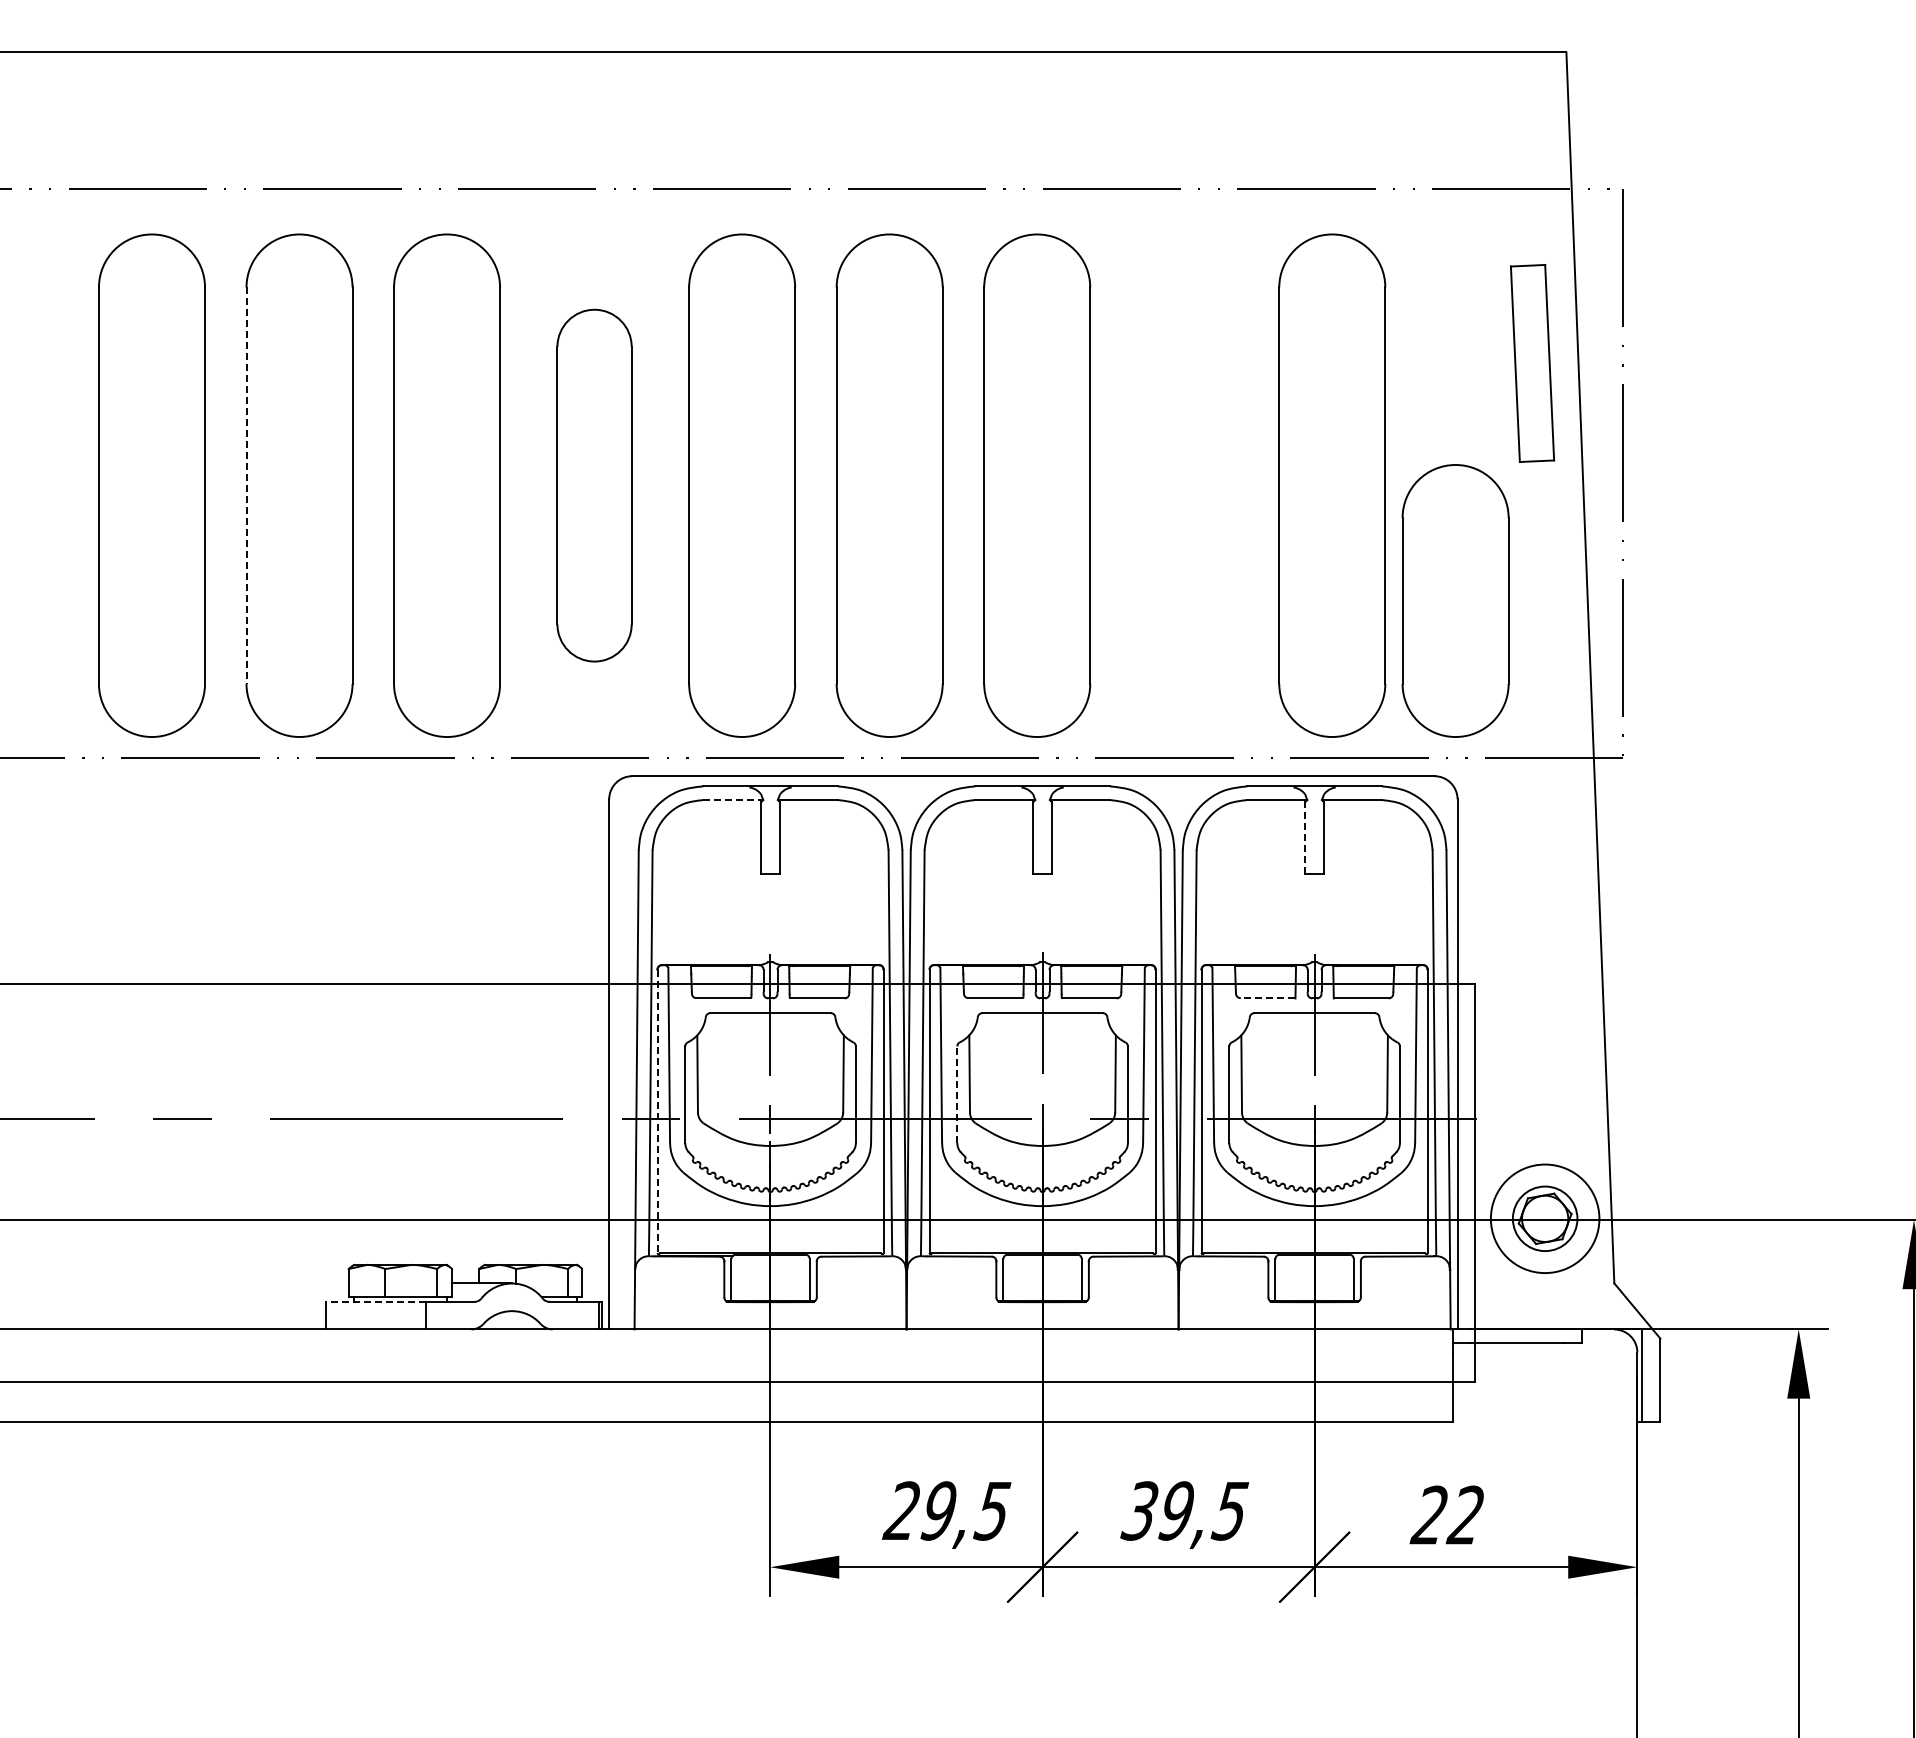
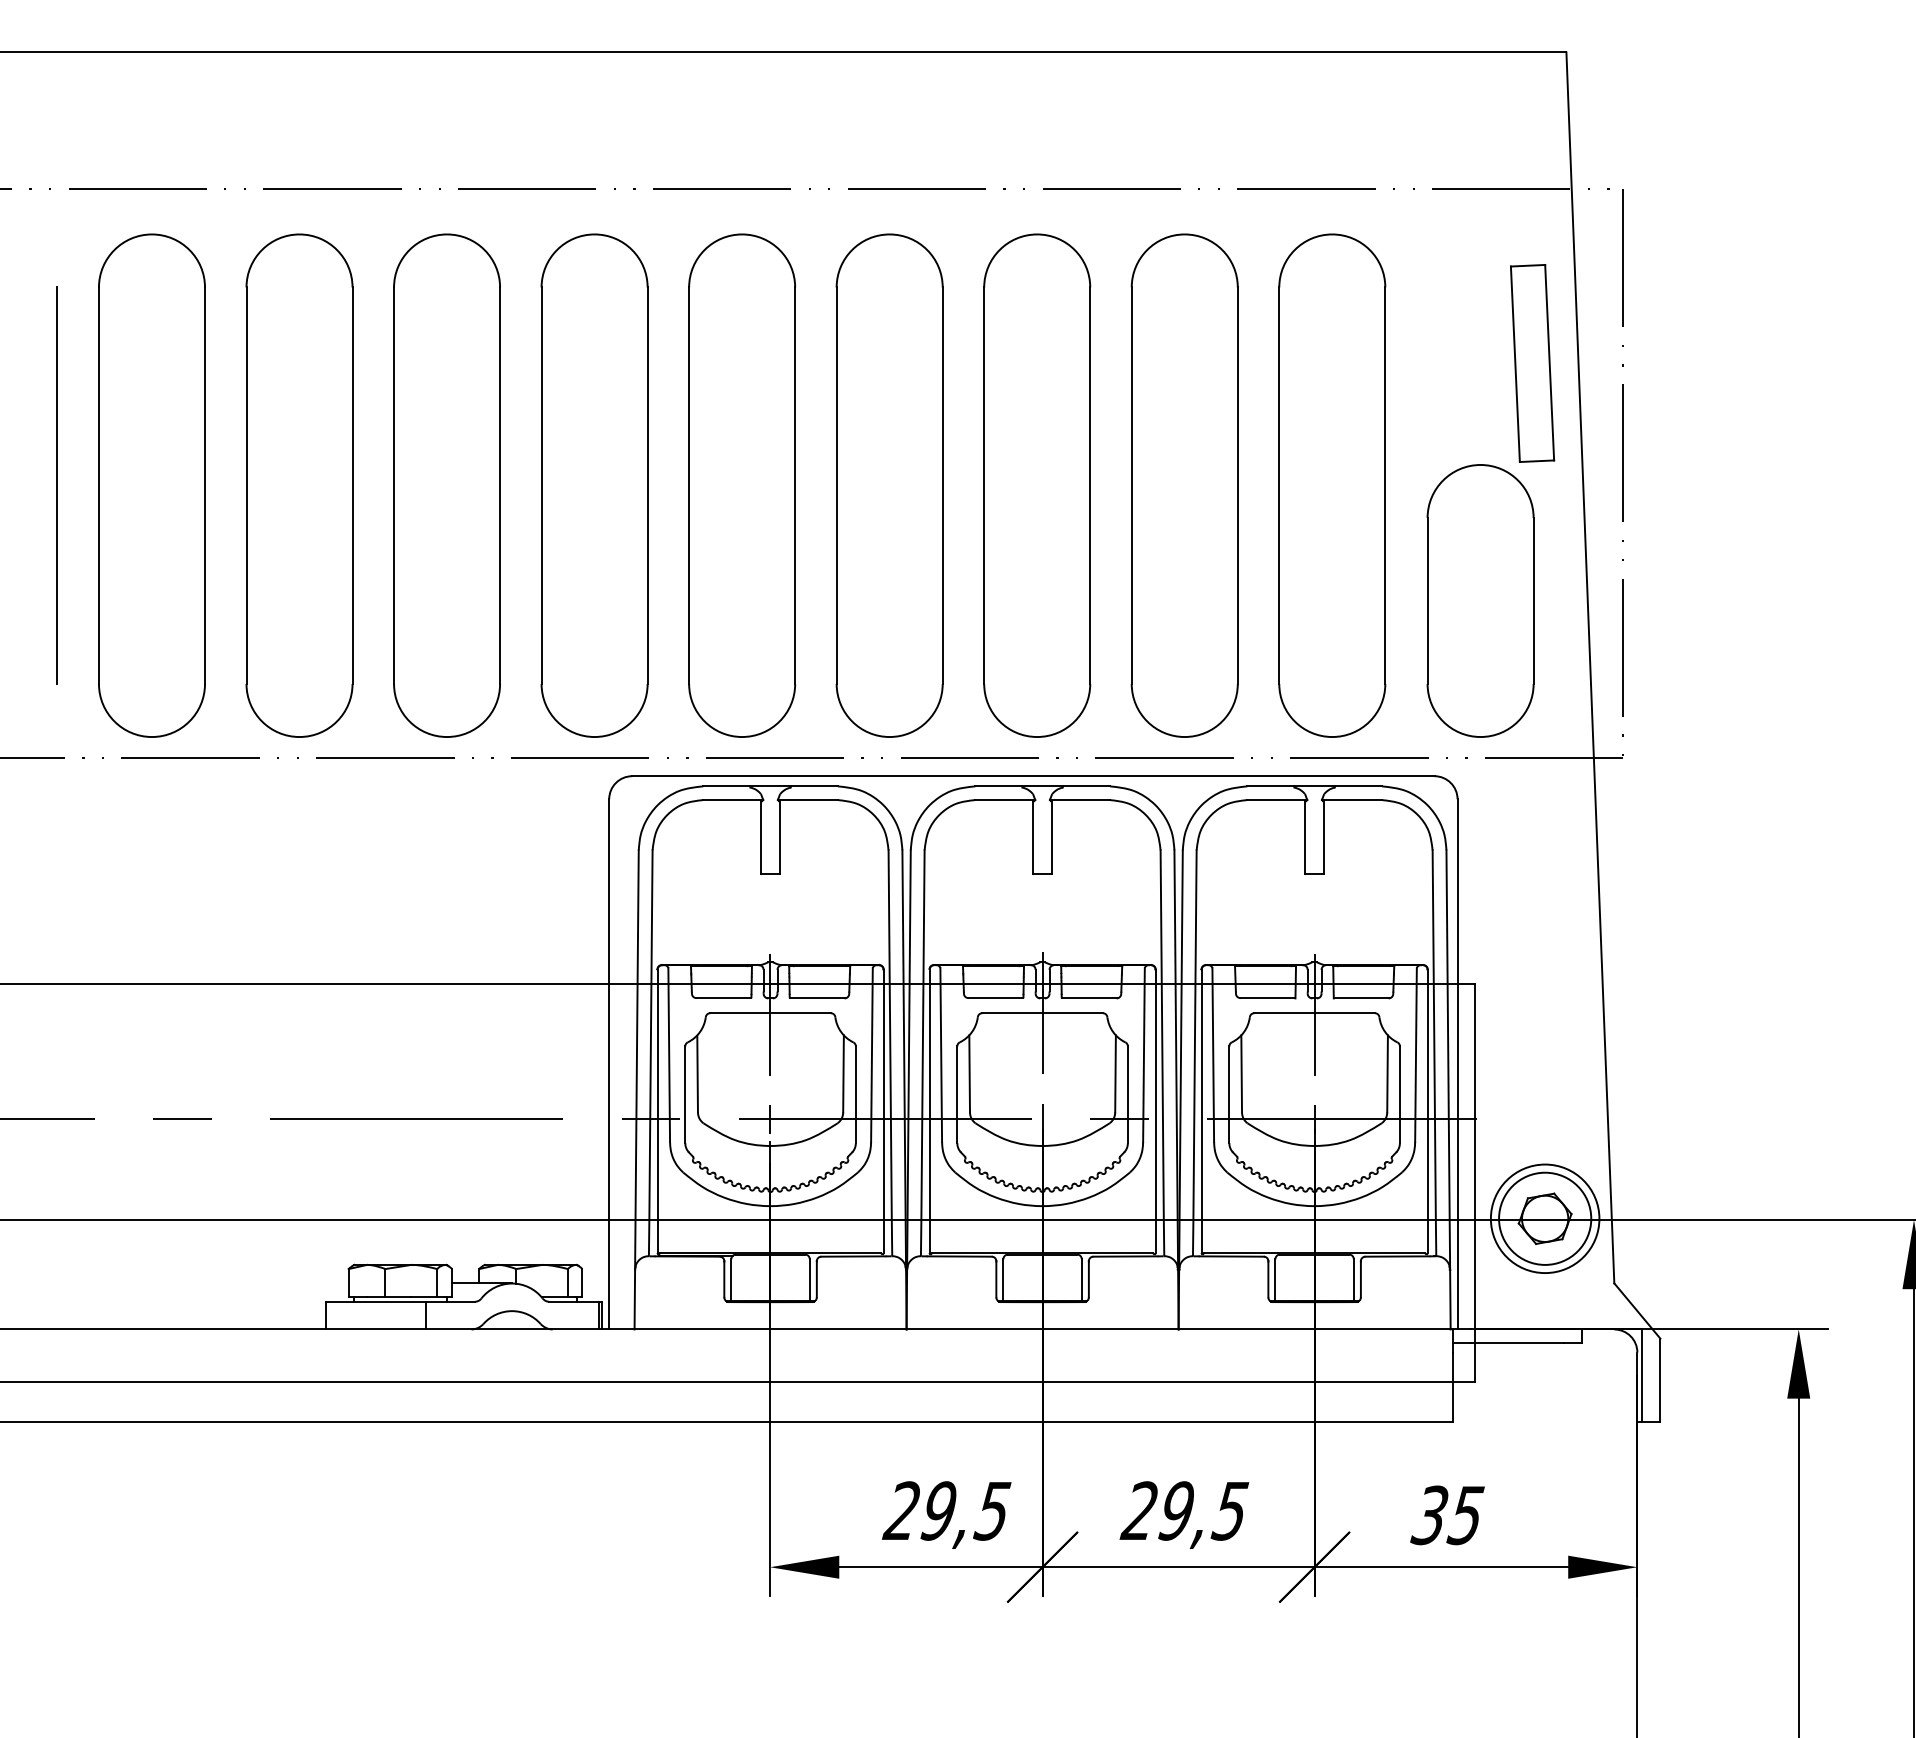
line: none -> present (57, 485)
part size: 77x355 px -> 109x505 px (594, 485)
part: none -> present (1184, 485)
line: dashed -> solid (246, 486)
part position: (1455, 600) -> (1480, 600) (1480, 600)
line: dashed -> solid (733, 800)
line: dashed -> solid (1305, 838)
line: dashed -> solid (1267, 998)
line: dashed -> solid (957, 1094)
line: dashed -> solid (657, 1111)
circle diameter: 65 px -> 92 px (1545, 1218)
line: dashed -> solid (375, 1301)
text: 39,5 -> 29,5 (1138, 1510)
text: 22 -> 35 (1446, 1515)
